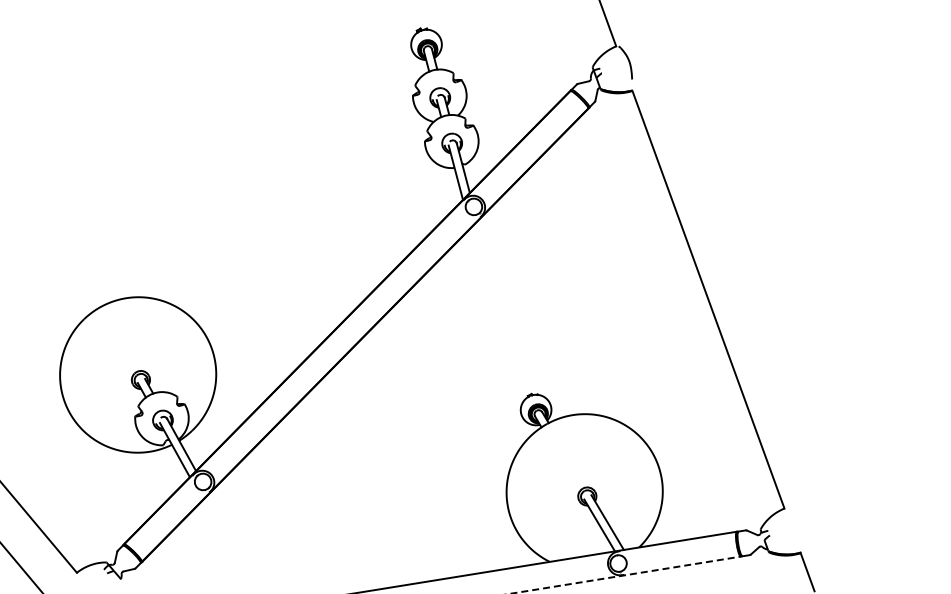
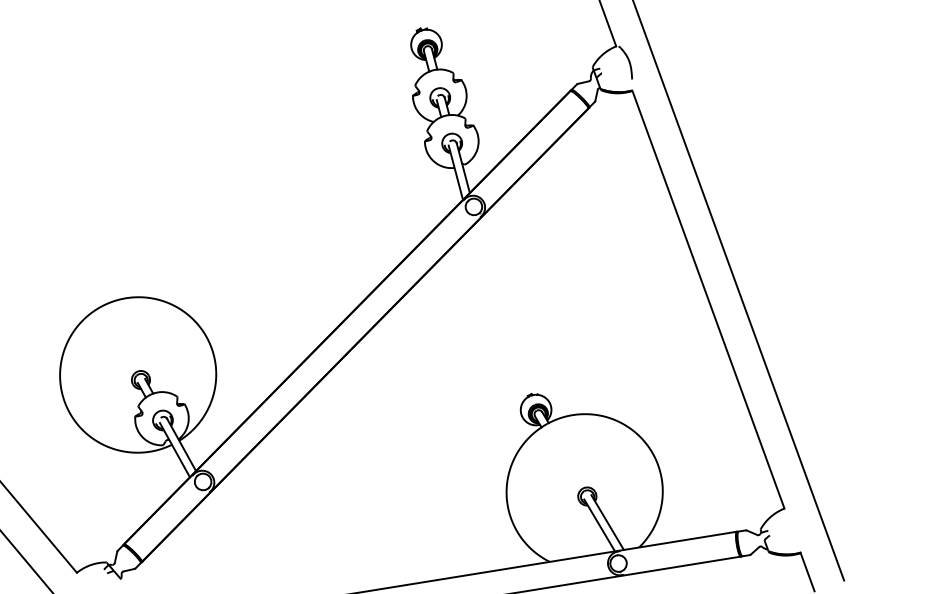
line: none -> present (738, 291)
line position: (21, 567) -> (26, 561) (26, 561)
line: dashed -> solid (625, 575)
